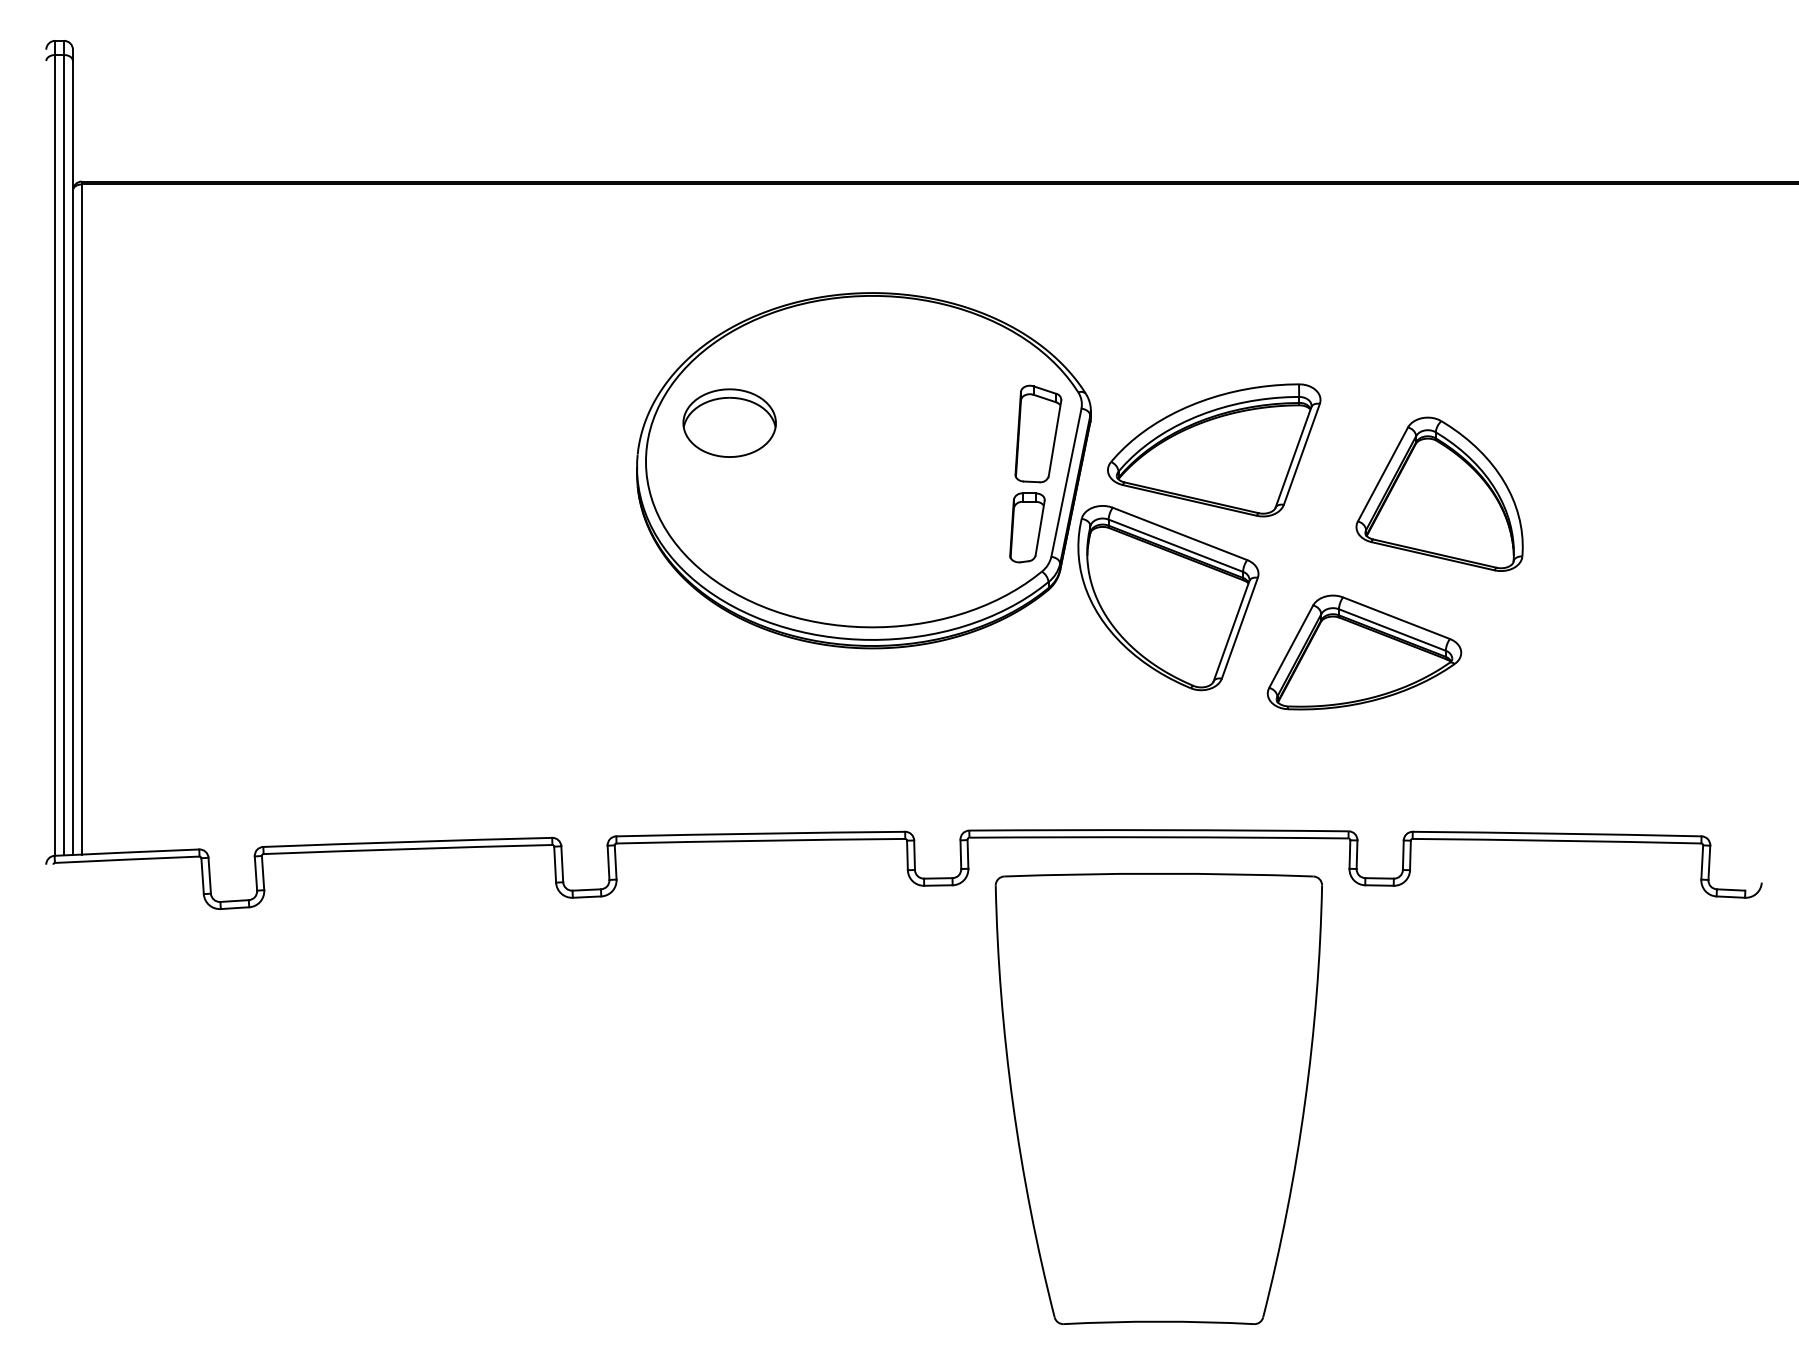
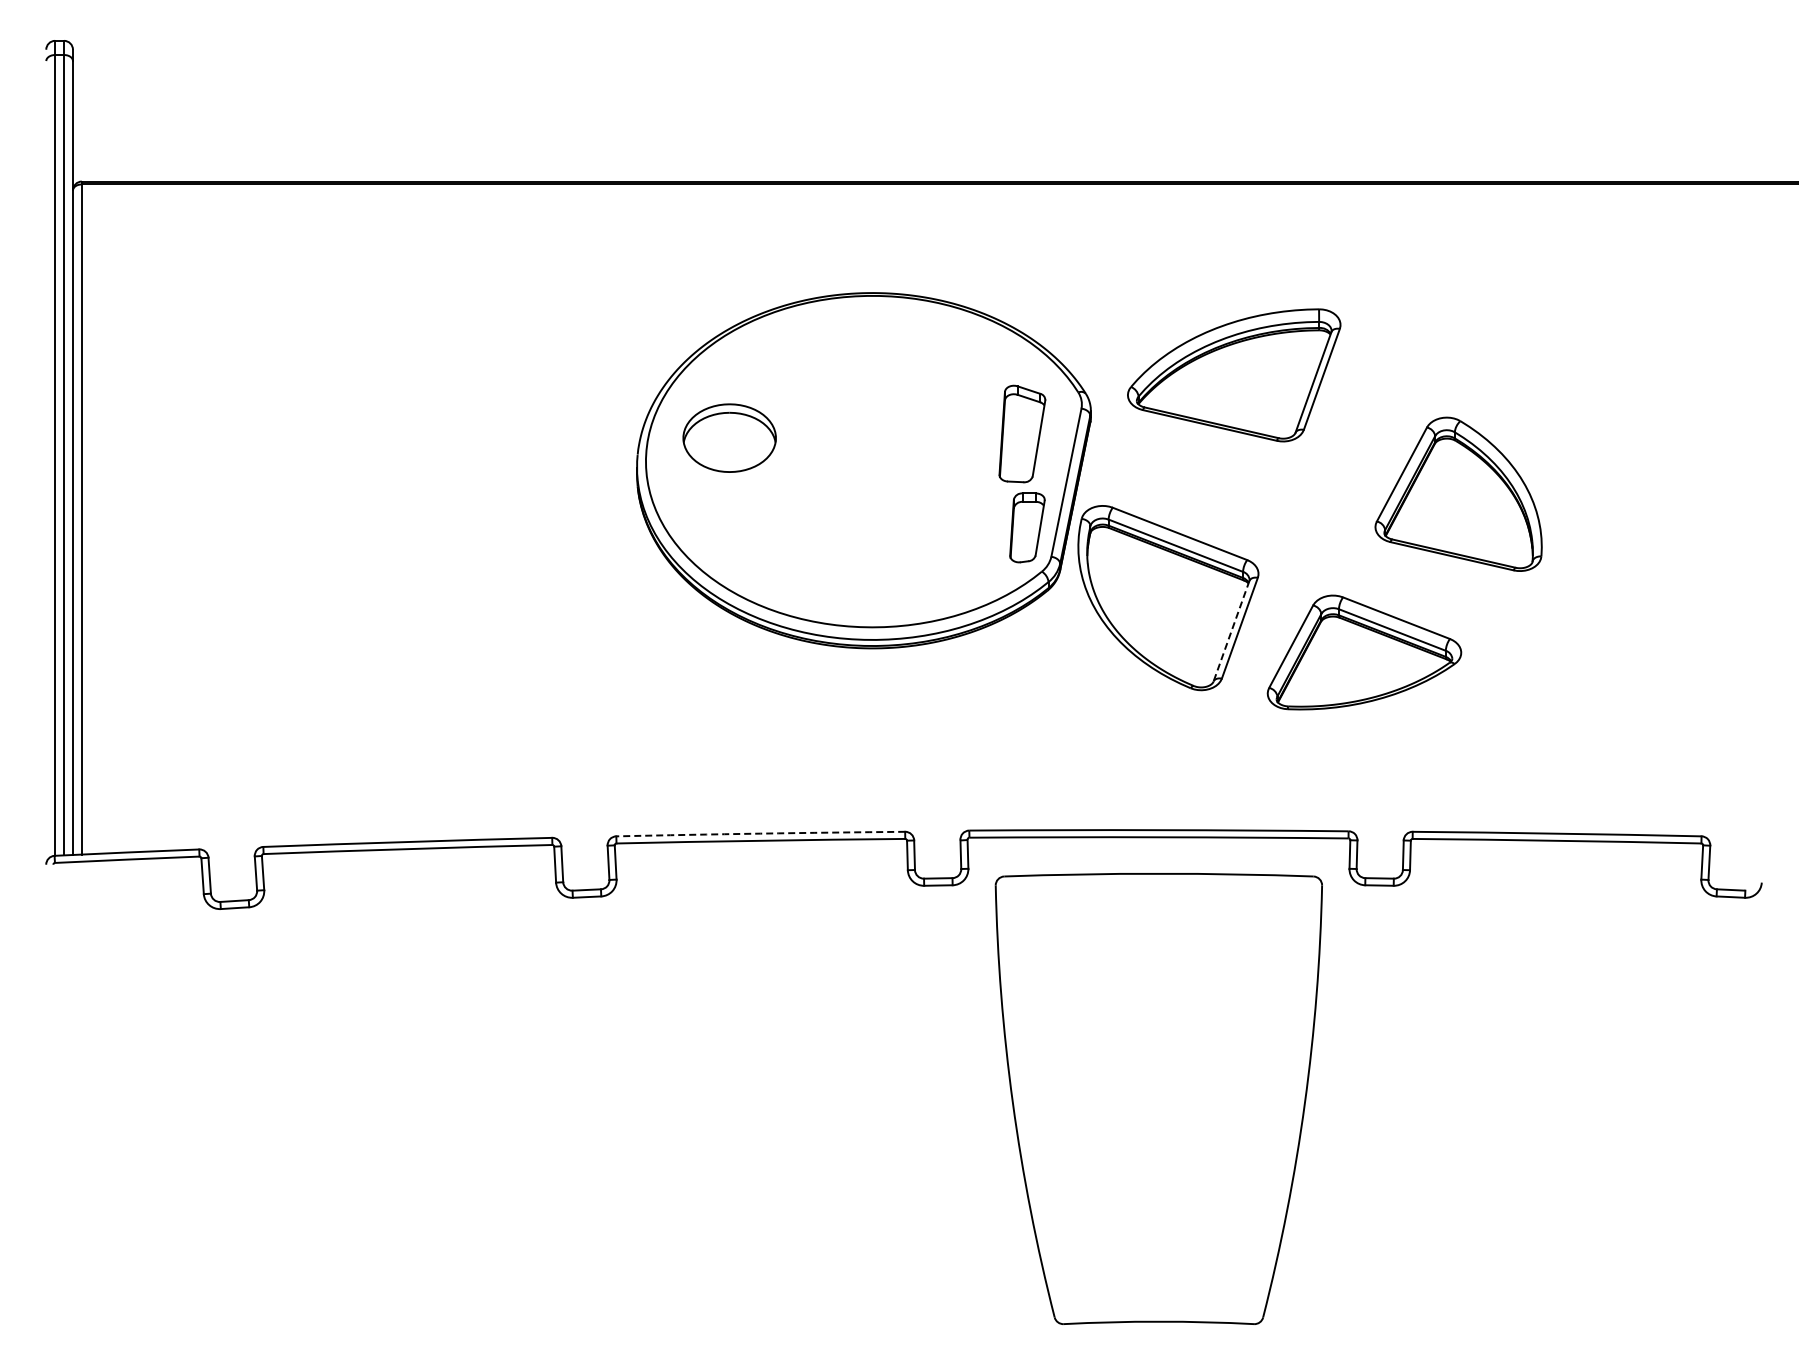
part position: (729, 422) -> (729, 437) (729, 437)
part position: (1038, 433) -> (1022, 433) (1022, 433)
part position: (1214, 450) -> (1234, 375) (1234, 375)
part position: (1439, 493) -> (1458, 493) (1458, 493)
line: solid -> dashed (1231, 631)
arc: solid -> dashed (760, 833)
